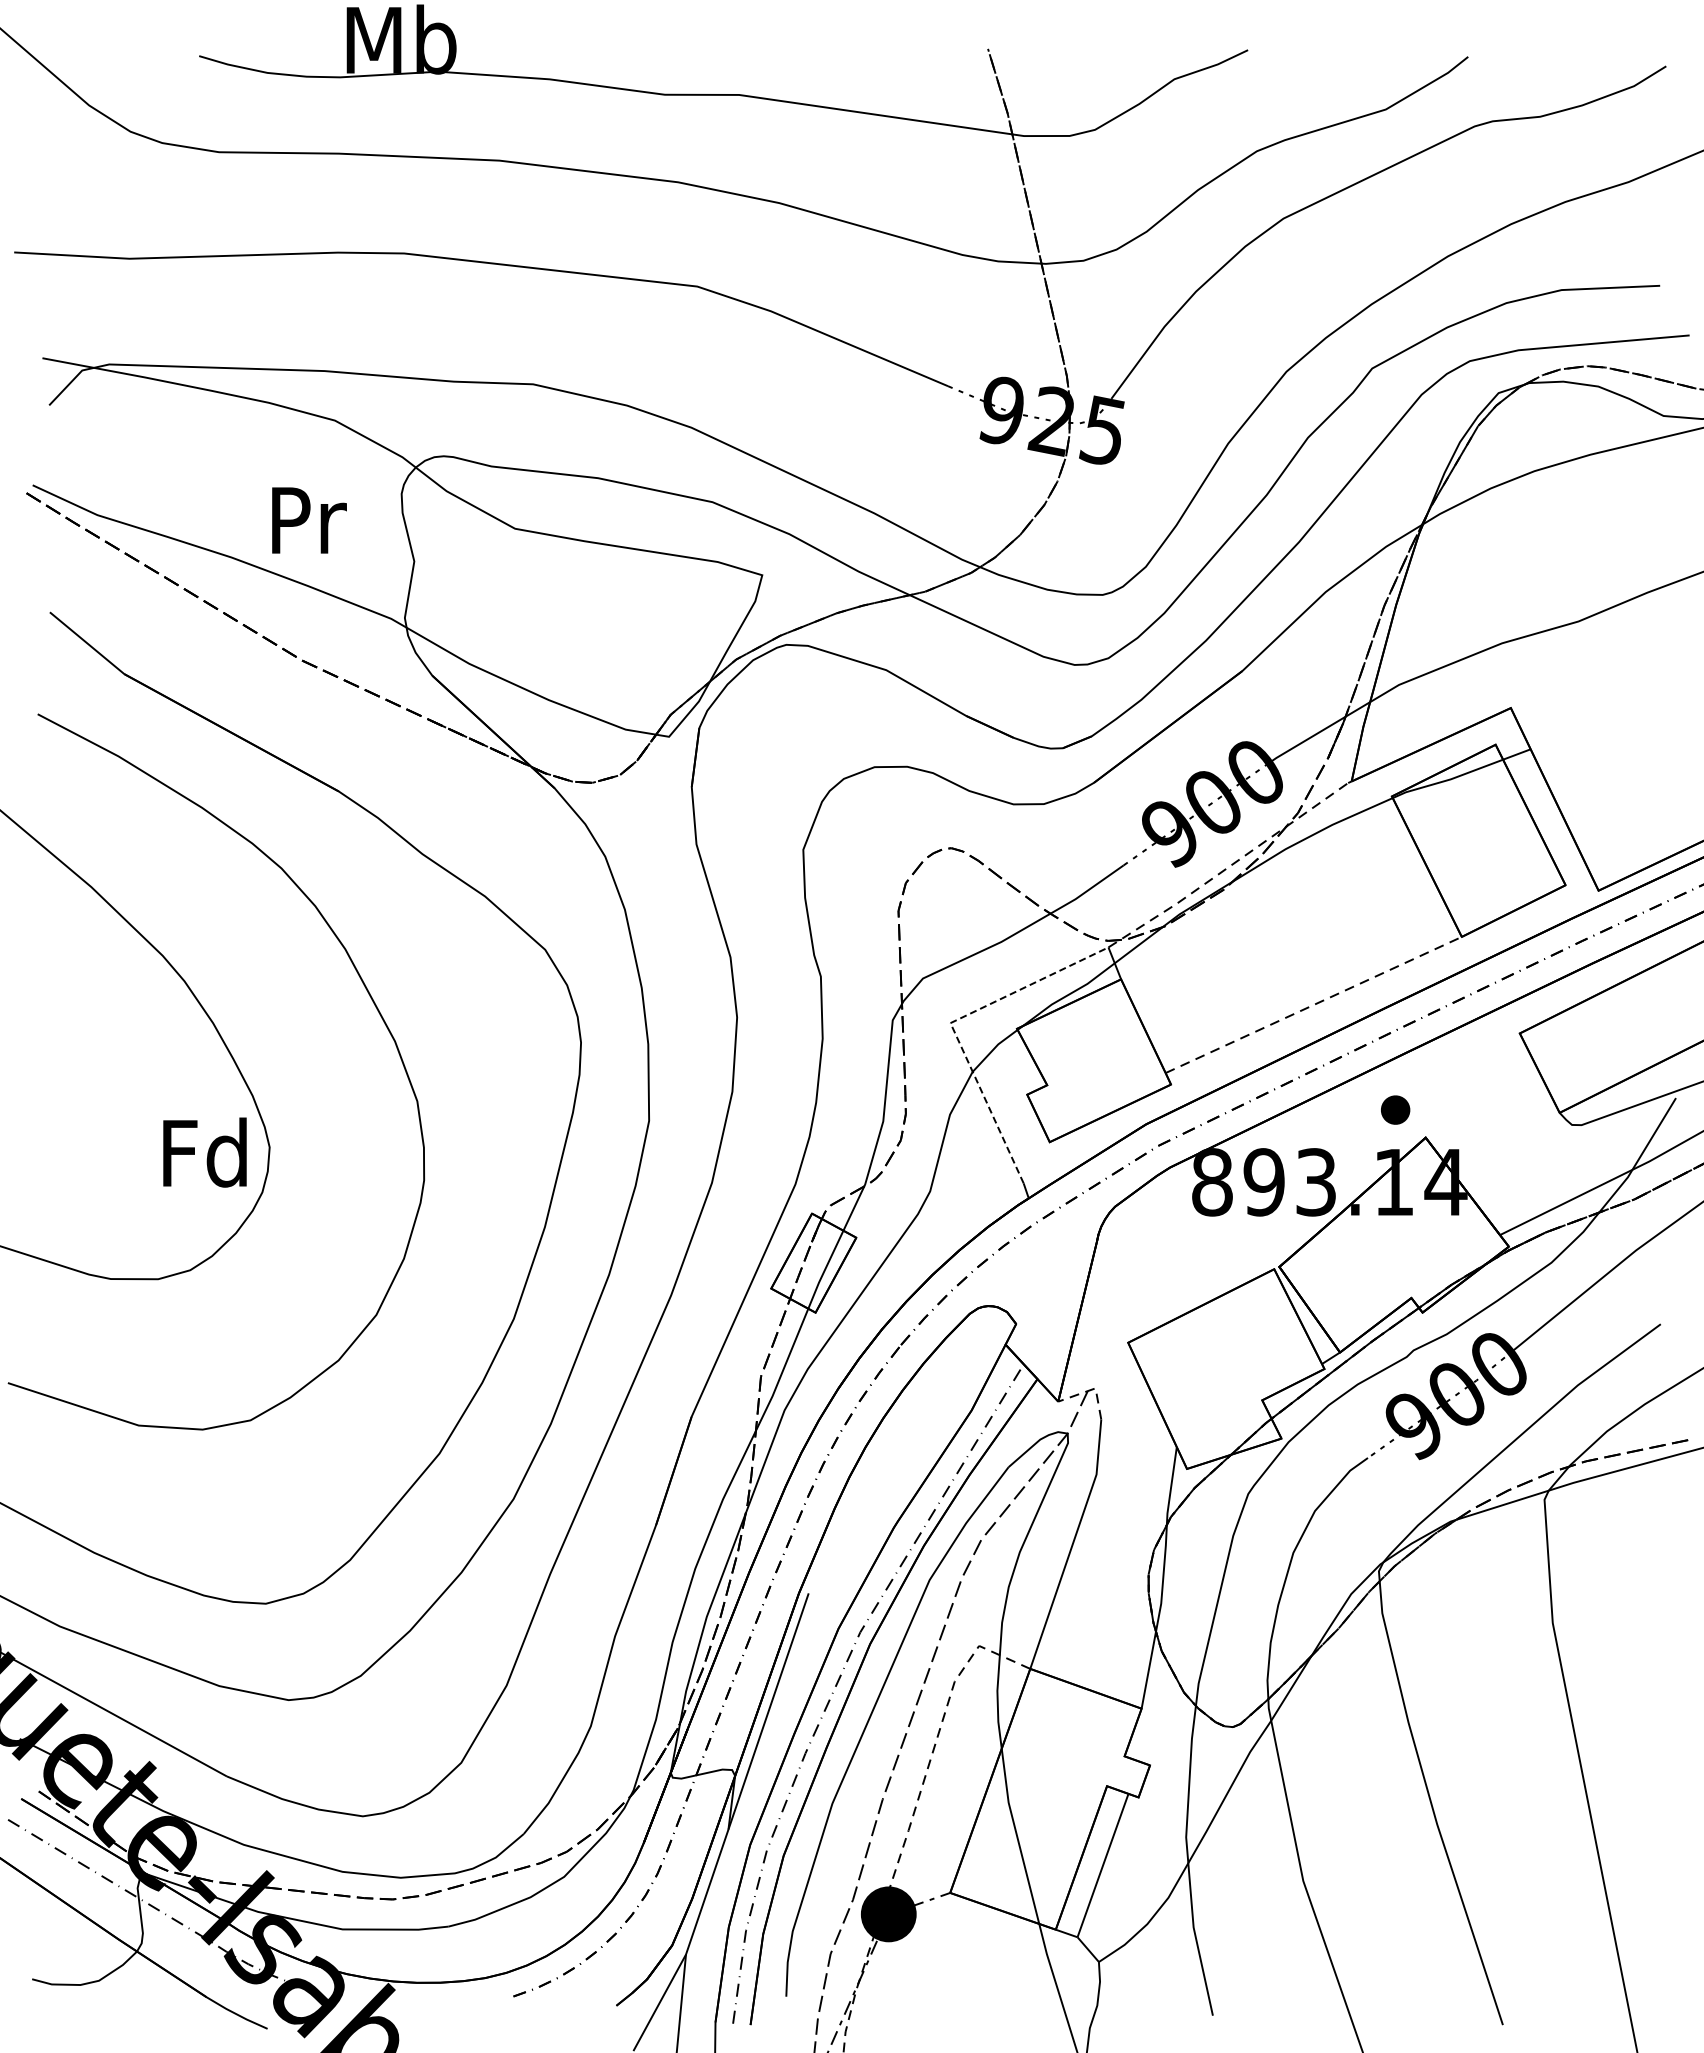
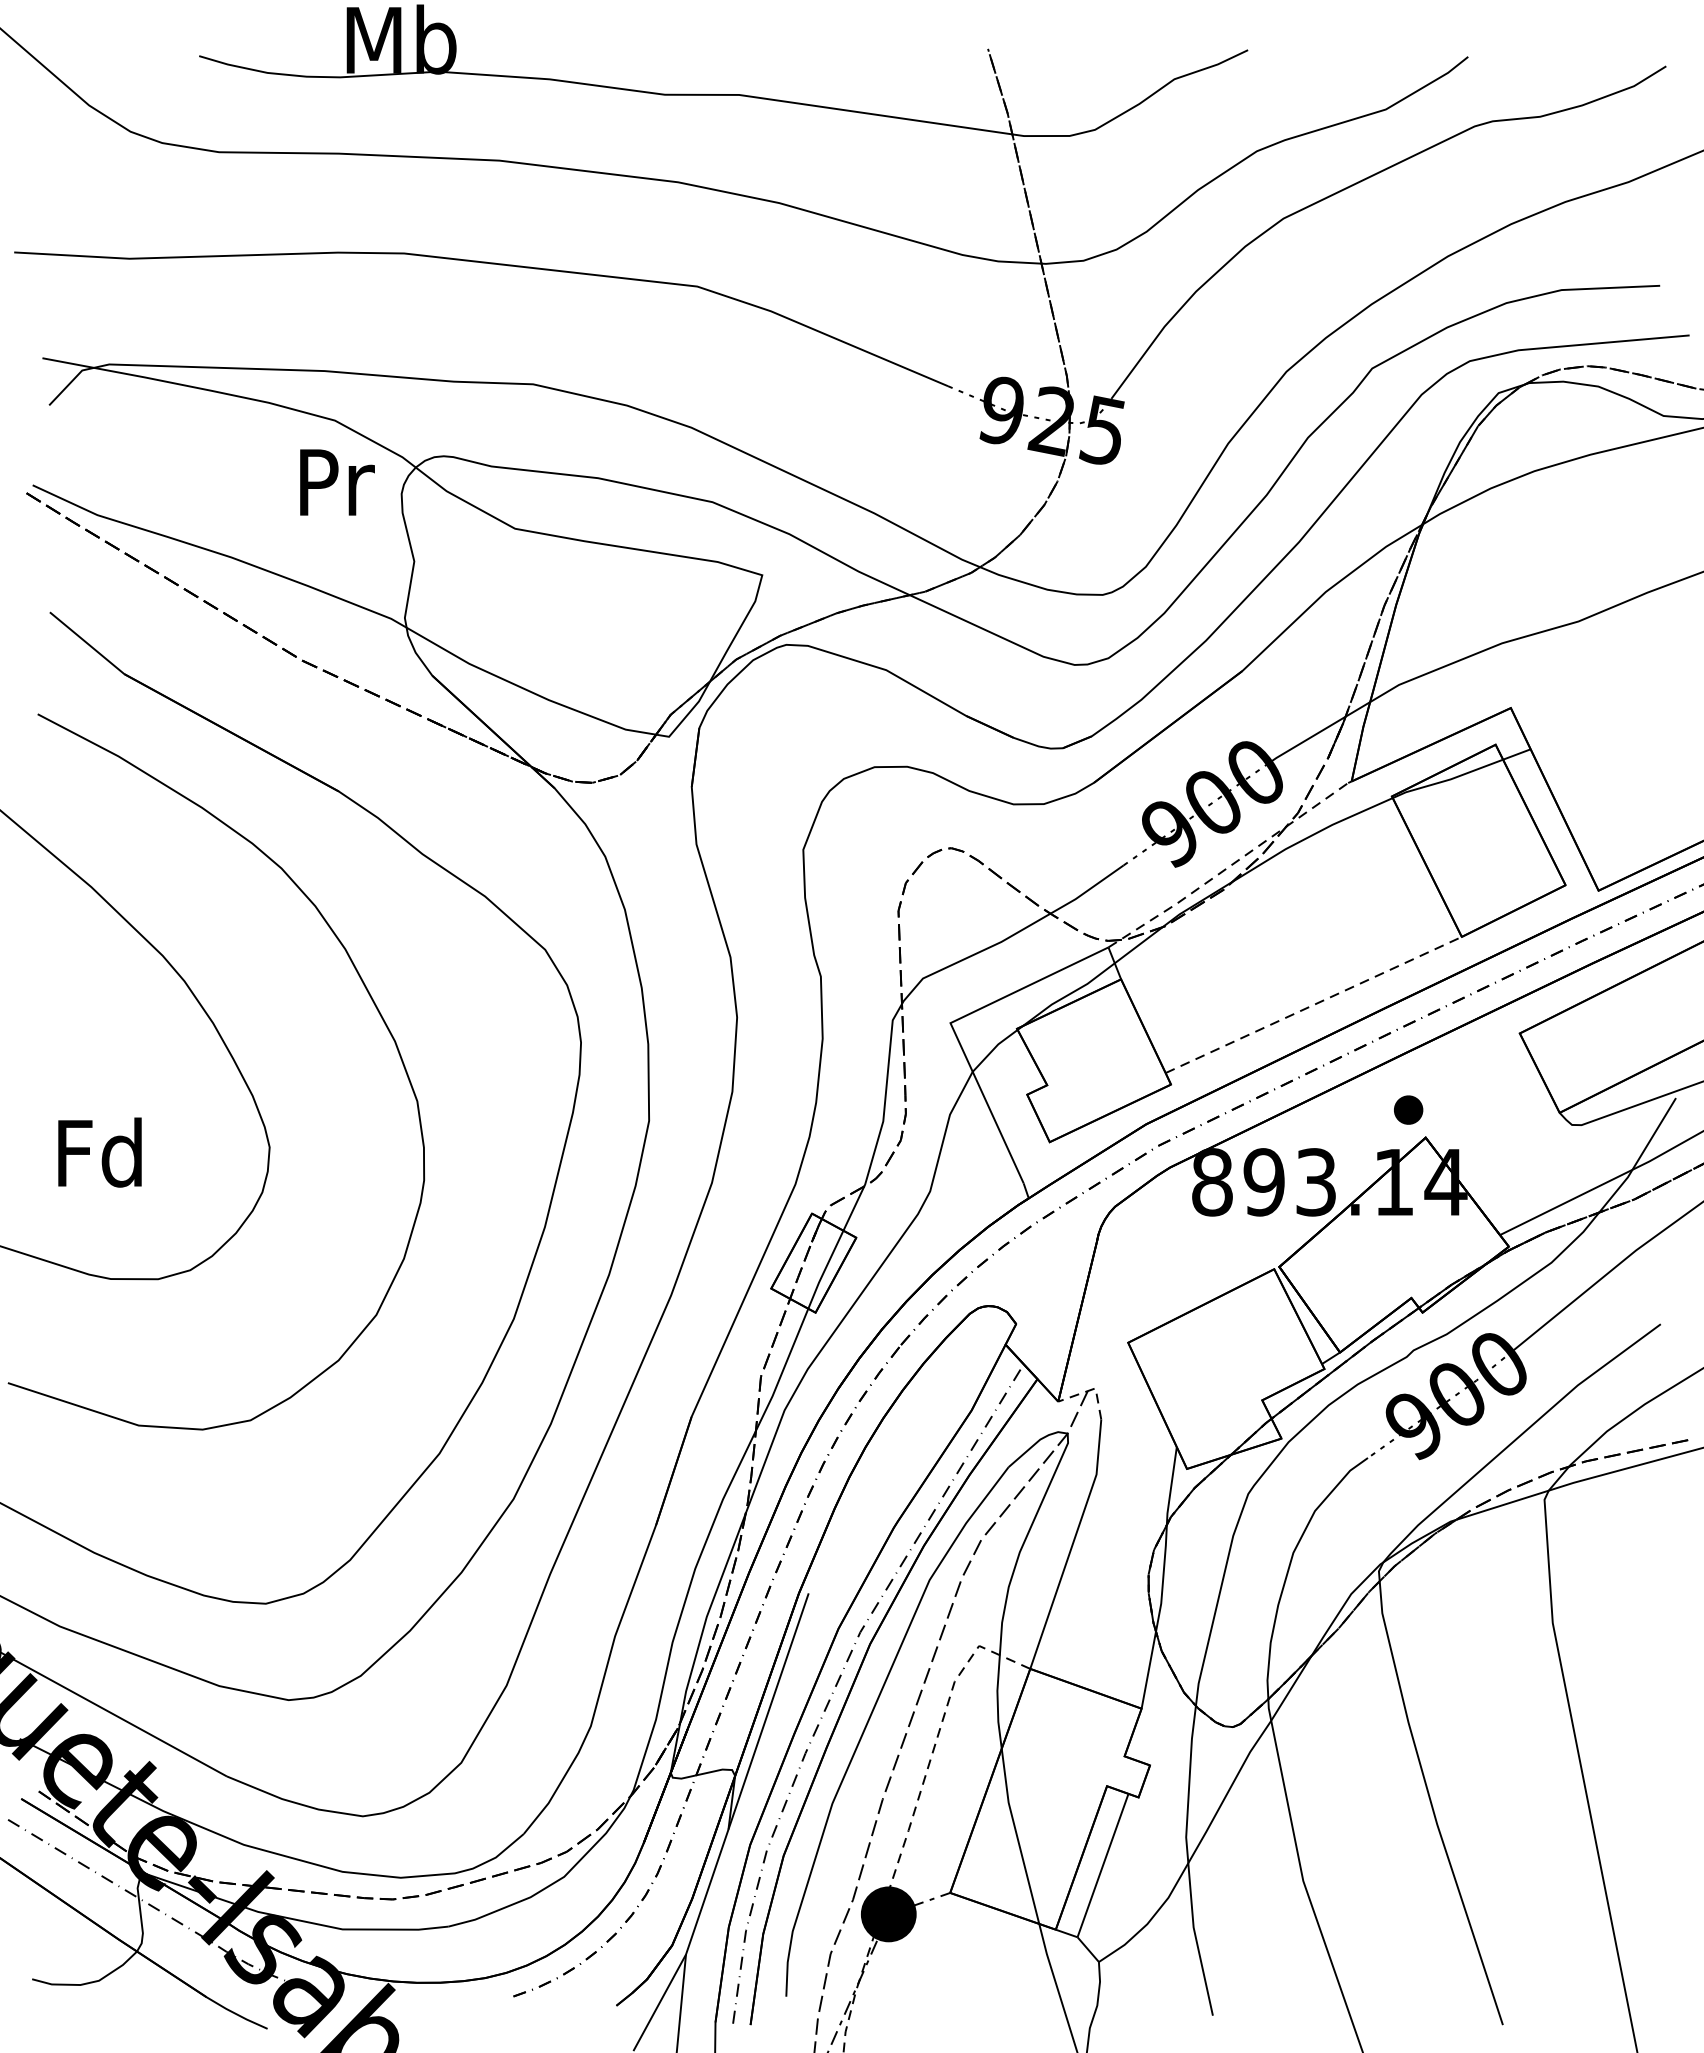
text position: (309, 520) -> (337, 482) (337, 482)
line: dashed -> solid (950, 1023)
part position: (1395, 1109) -> (1408, 1109) (1408, 1109)
text position: (204, 1152) -> (99, 1152) (99, 1152)
